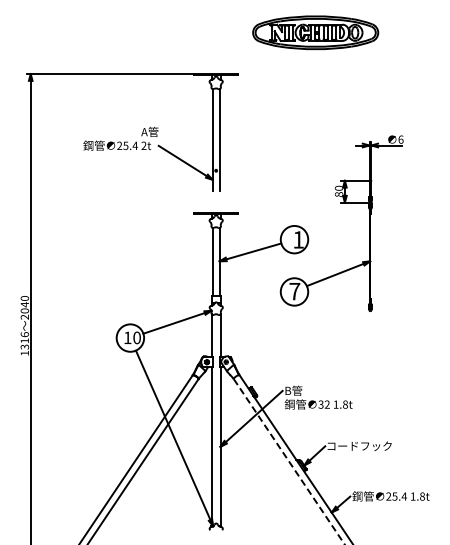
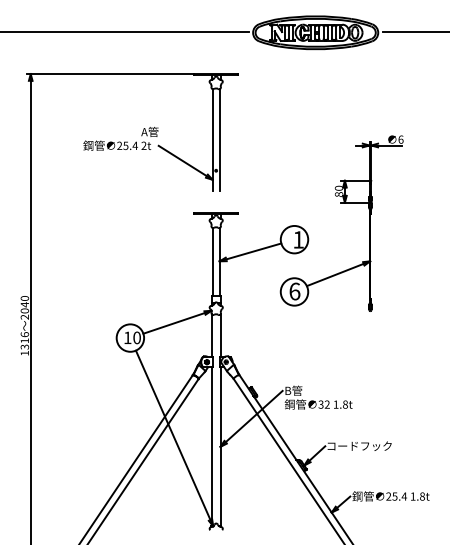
line: none -> present (125, 32)
line: none -> present (414, 32)
text: 7 -> 6 (294, 291)
line: dashed -> solid (289, 462)
